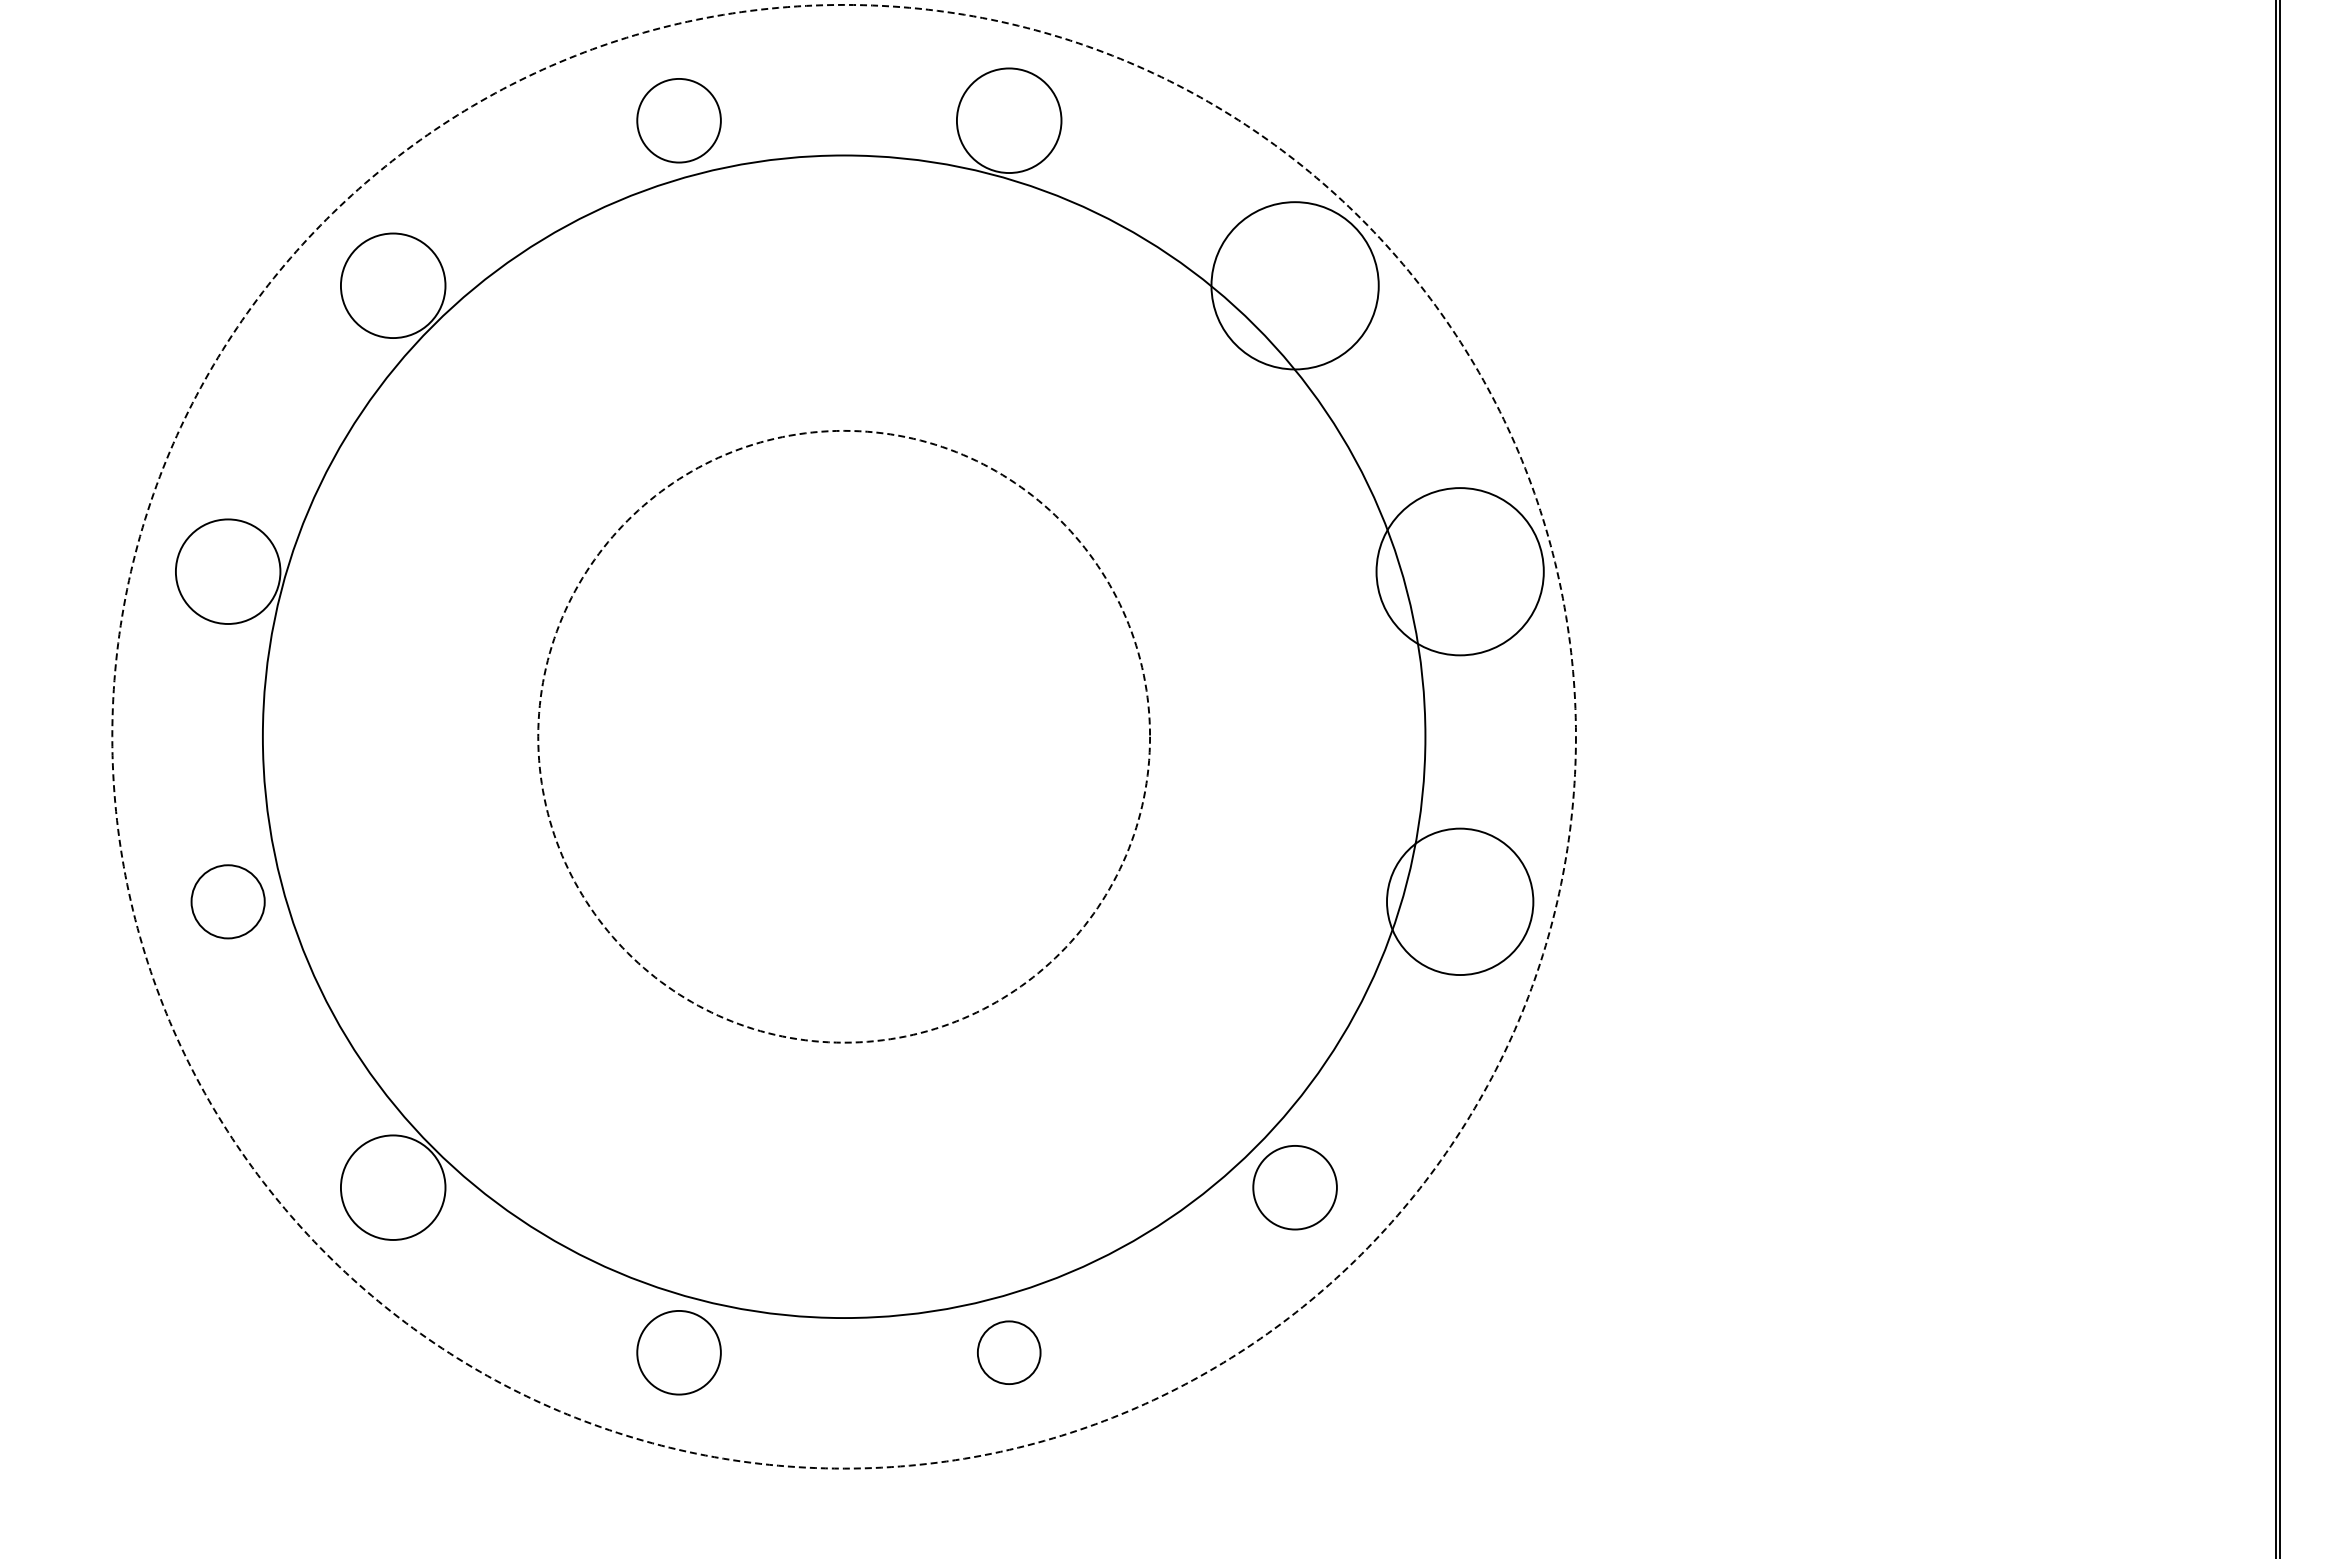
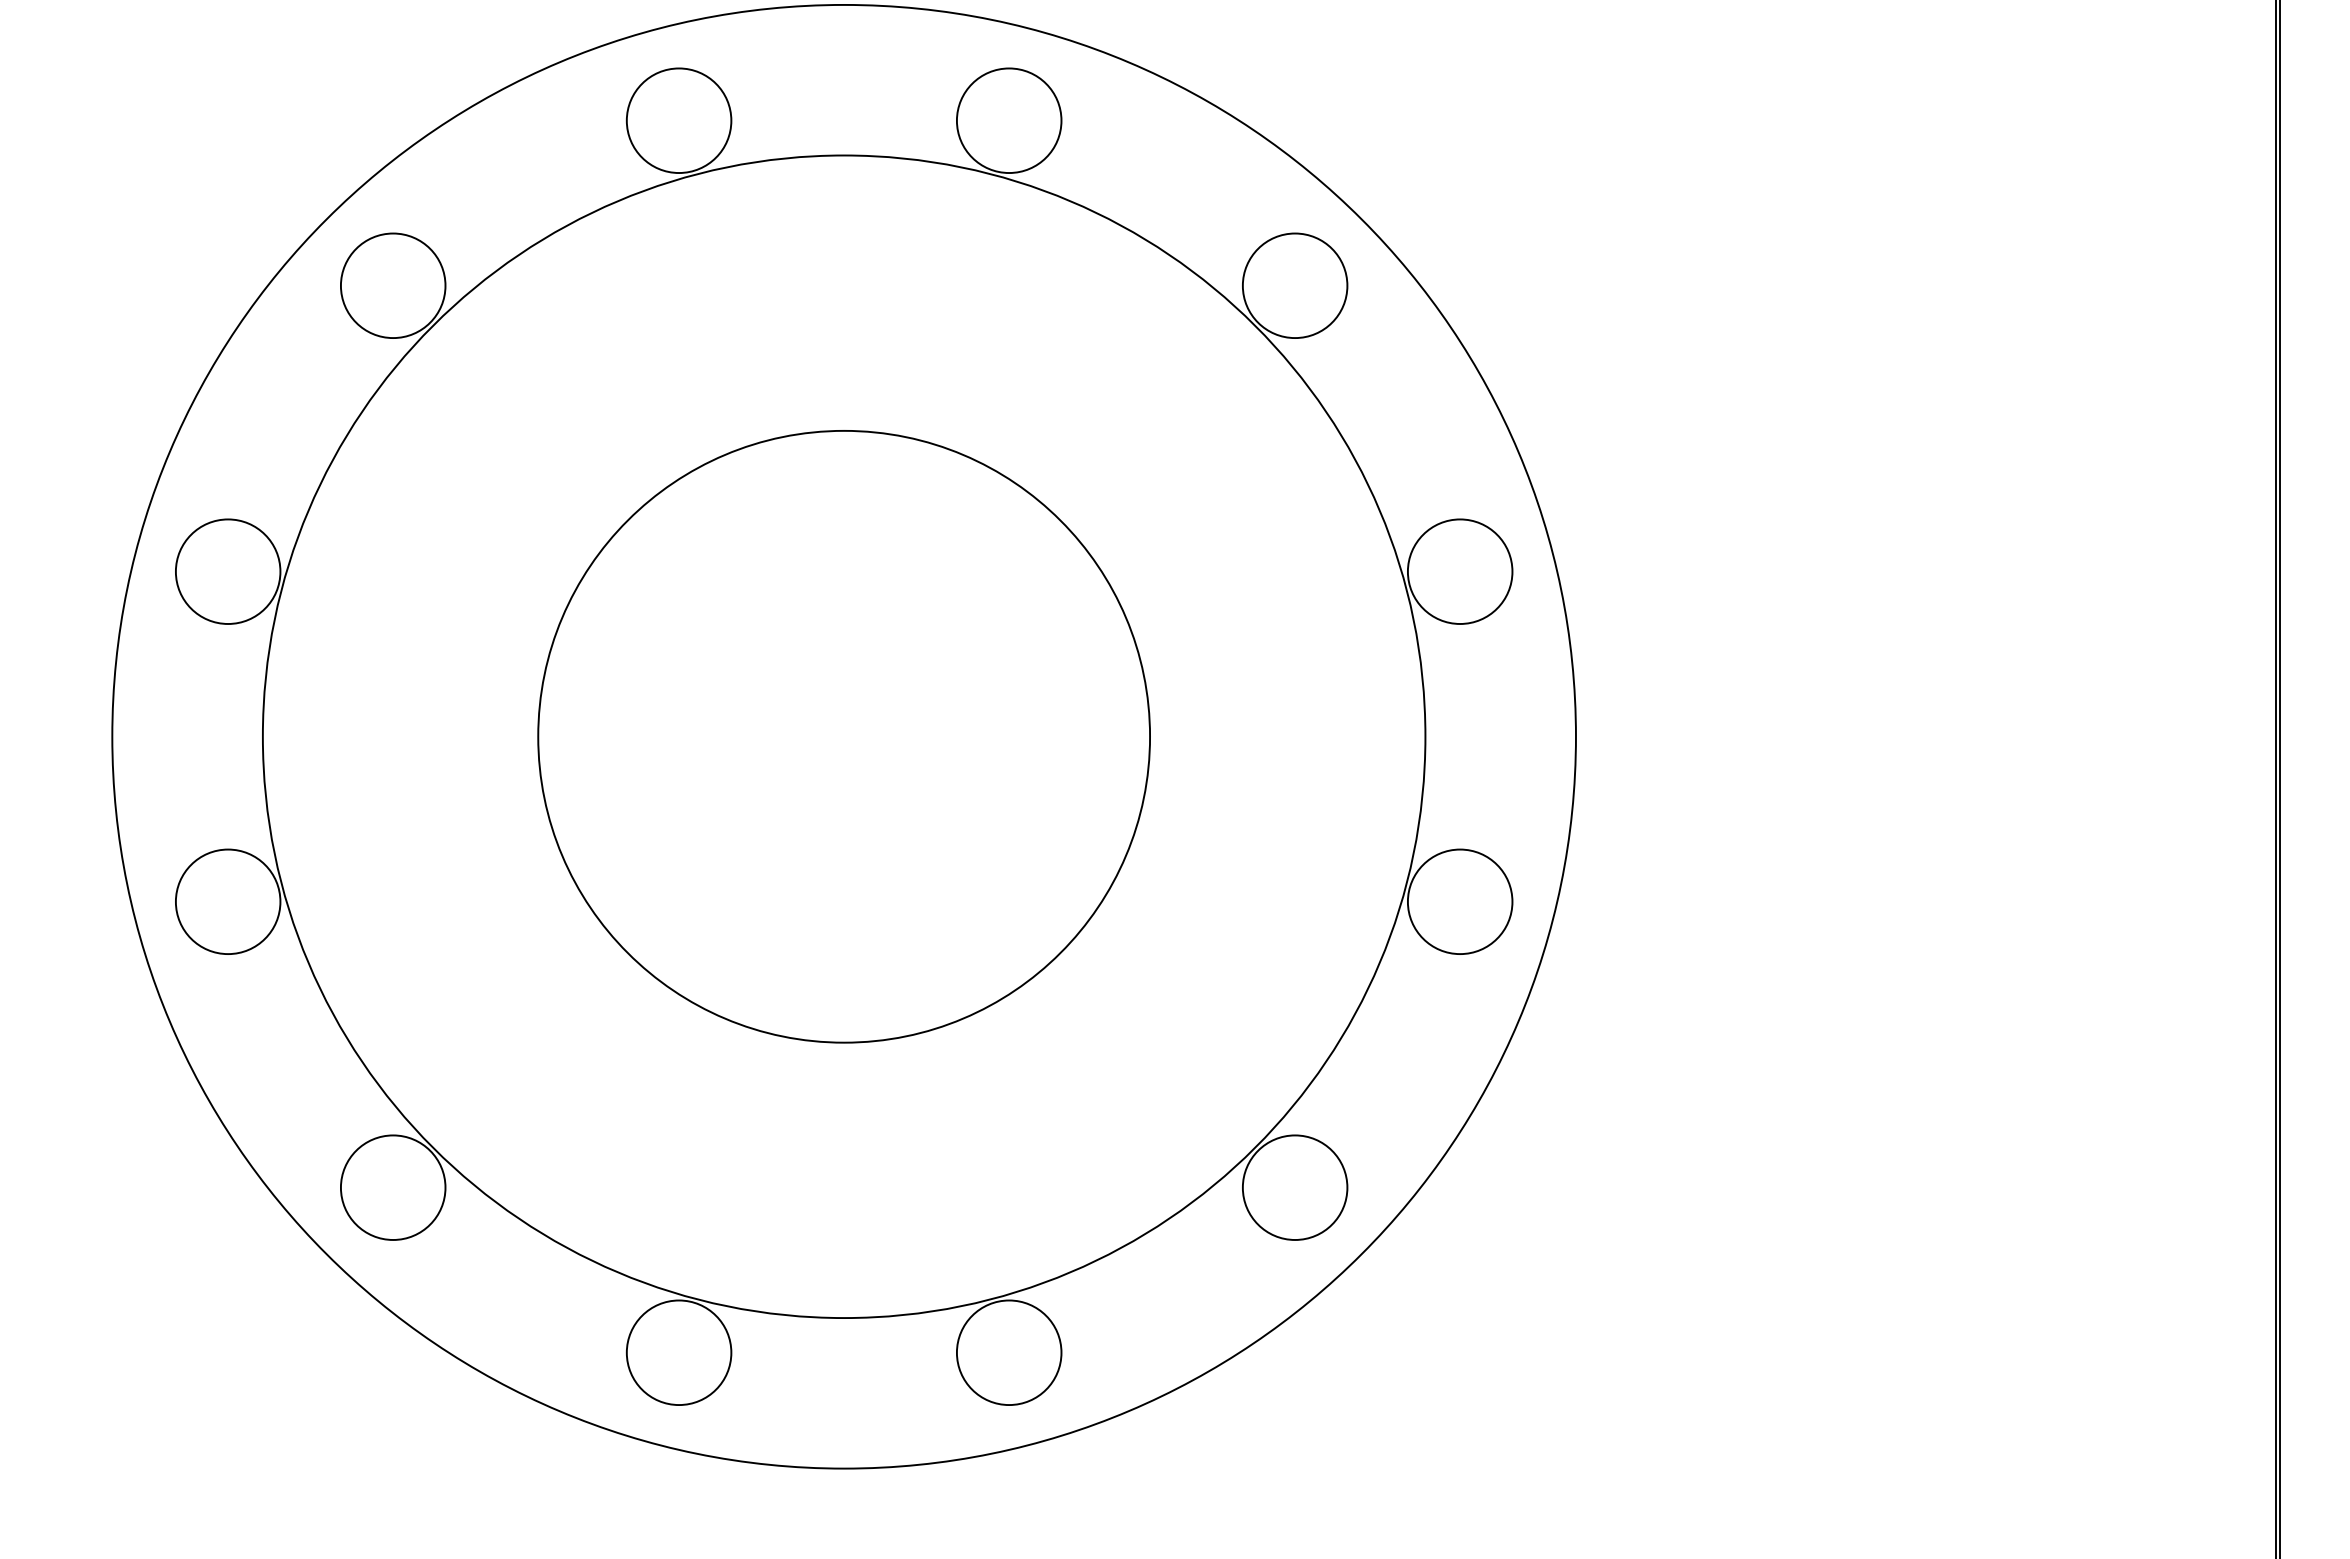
circle diameter: 84 px -> 105 px (678, 120)
circle diameter: 167 px -> 105 px (1294, 285)
circle diameter: 167 px -> 105 px (1459, 571)
circle: dashed -> solid (843, 736)
circle: dashed -> solid (844, 736)
circle diameter: 73 px -> 105 px (227, 901)
circle diameter: 146 px -> 105 px (1459, 901)
circle diameter: 84 px -> 105 px (1294, 1187)
circle diameter: 84 px -> 105 px (678, 1352)
circle diameter: 63 px -> 105 px (1008, 1352)
